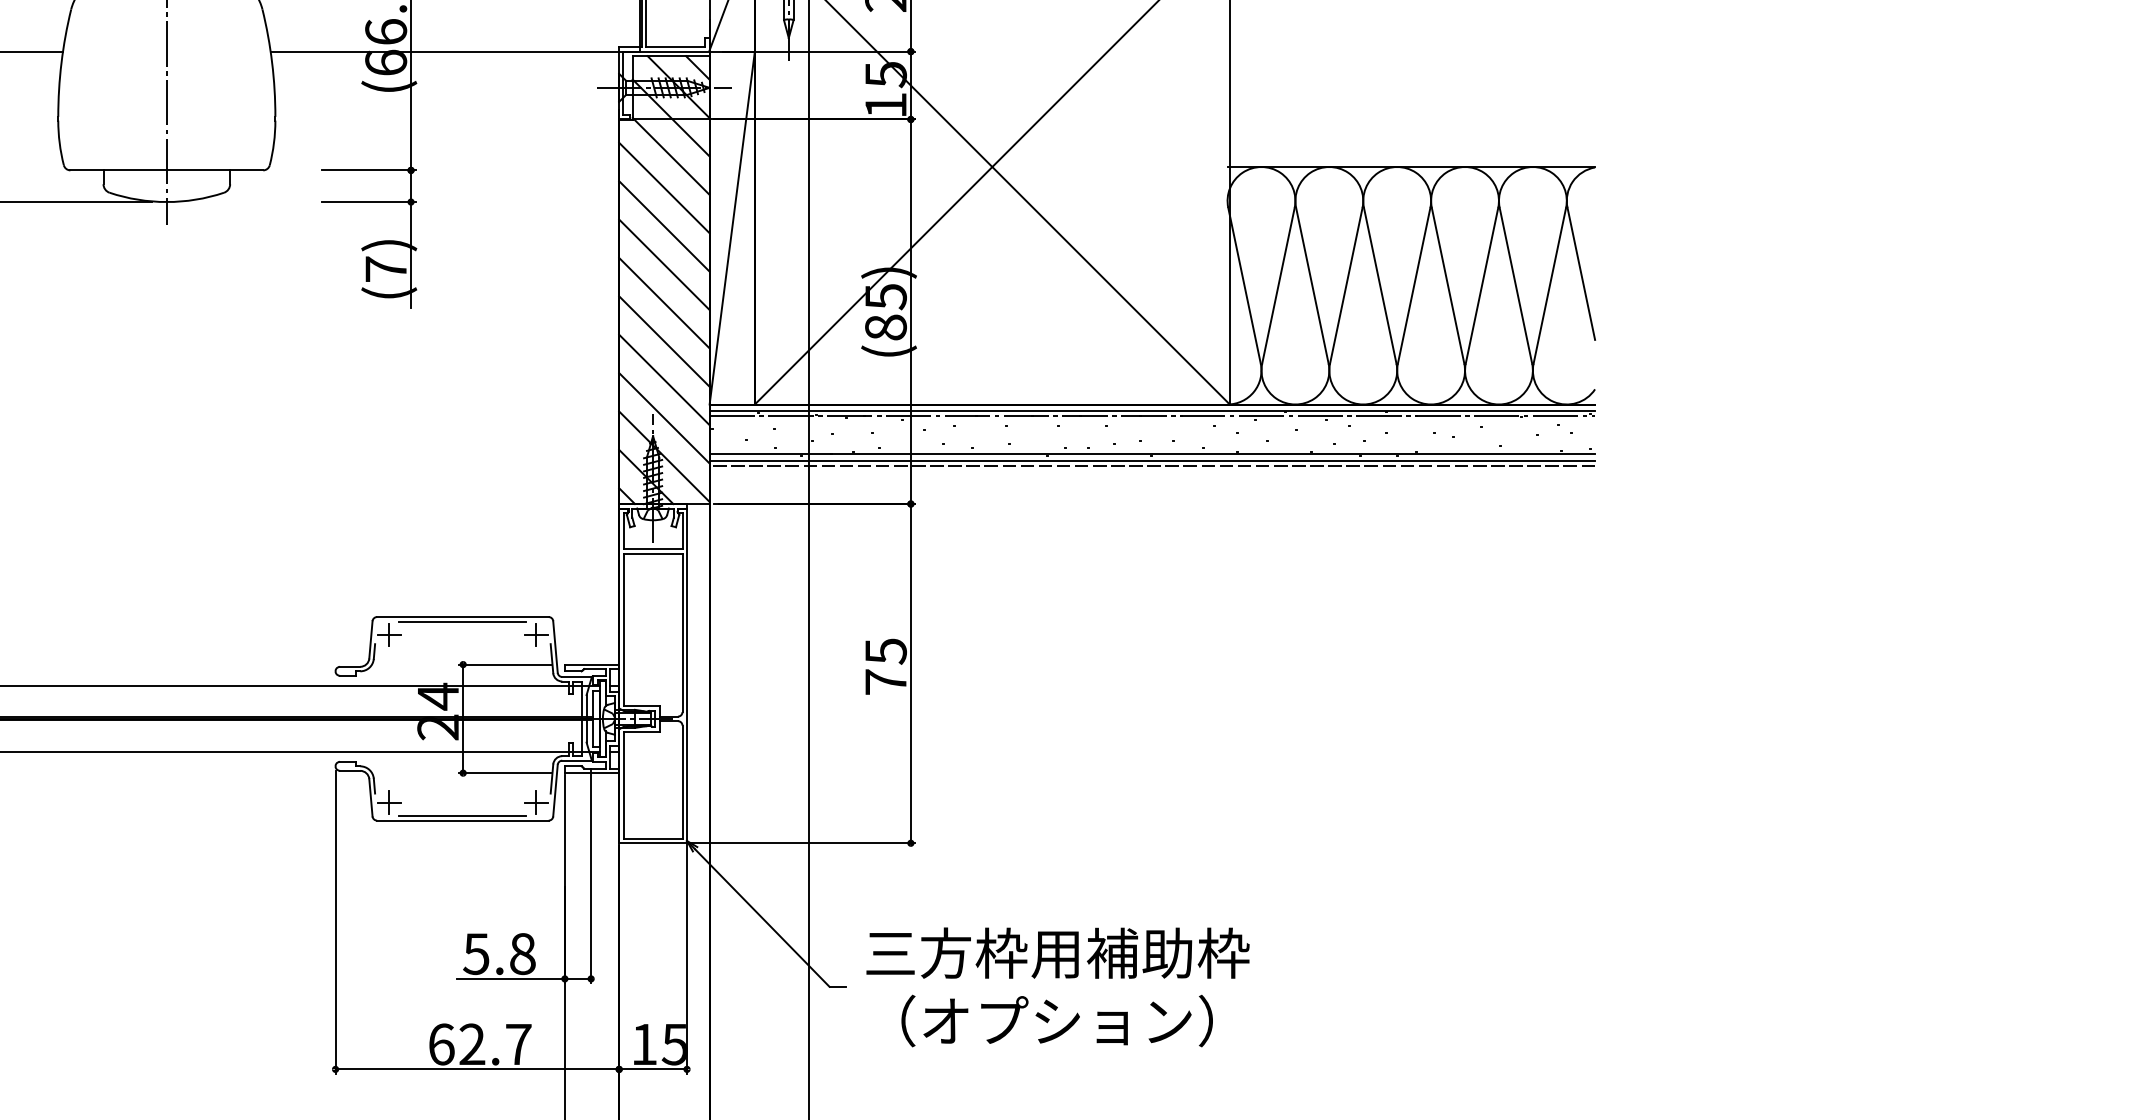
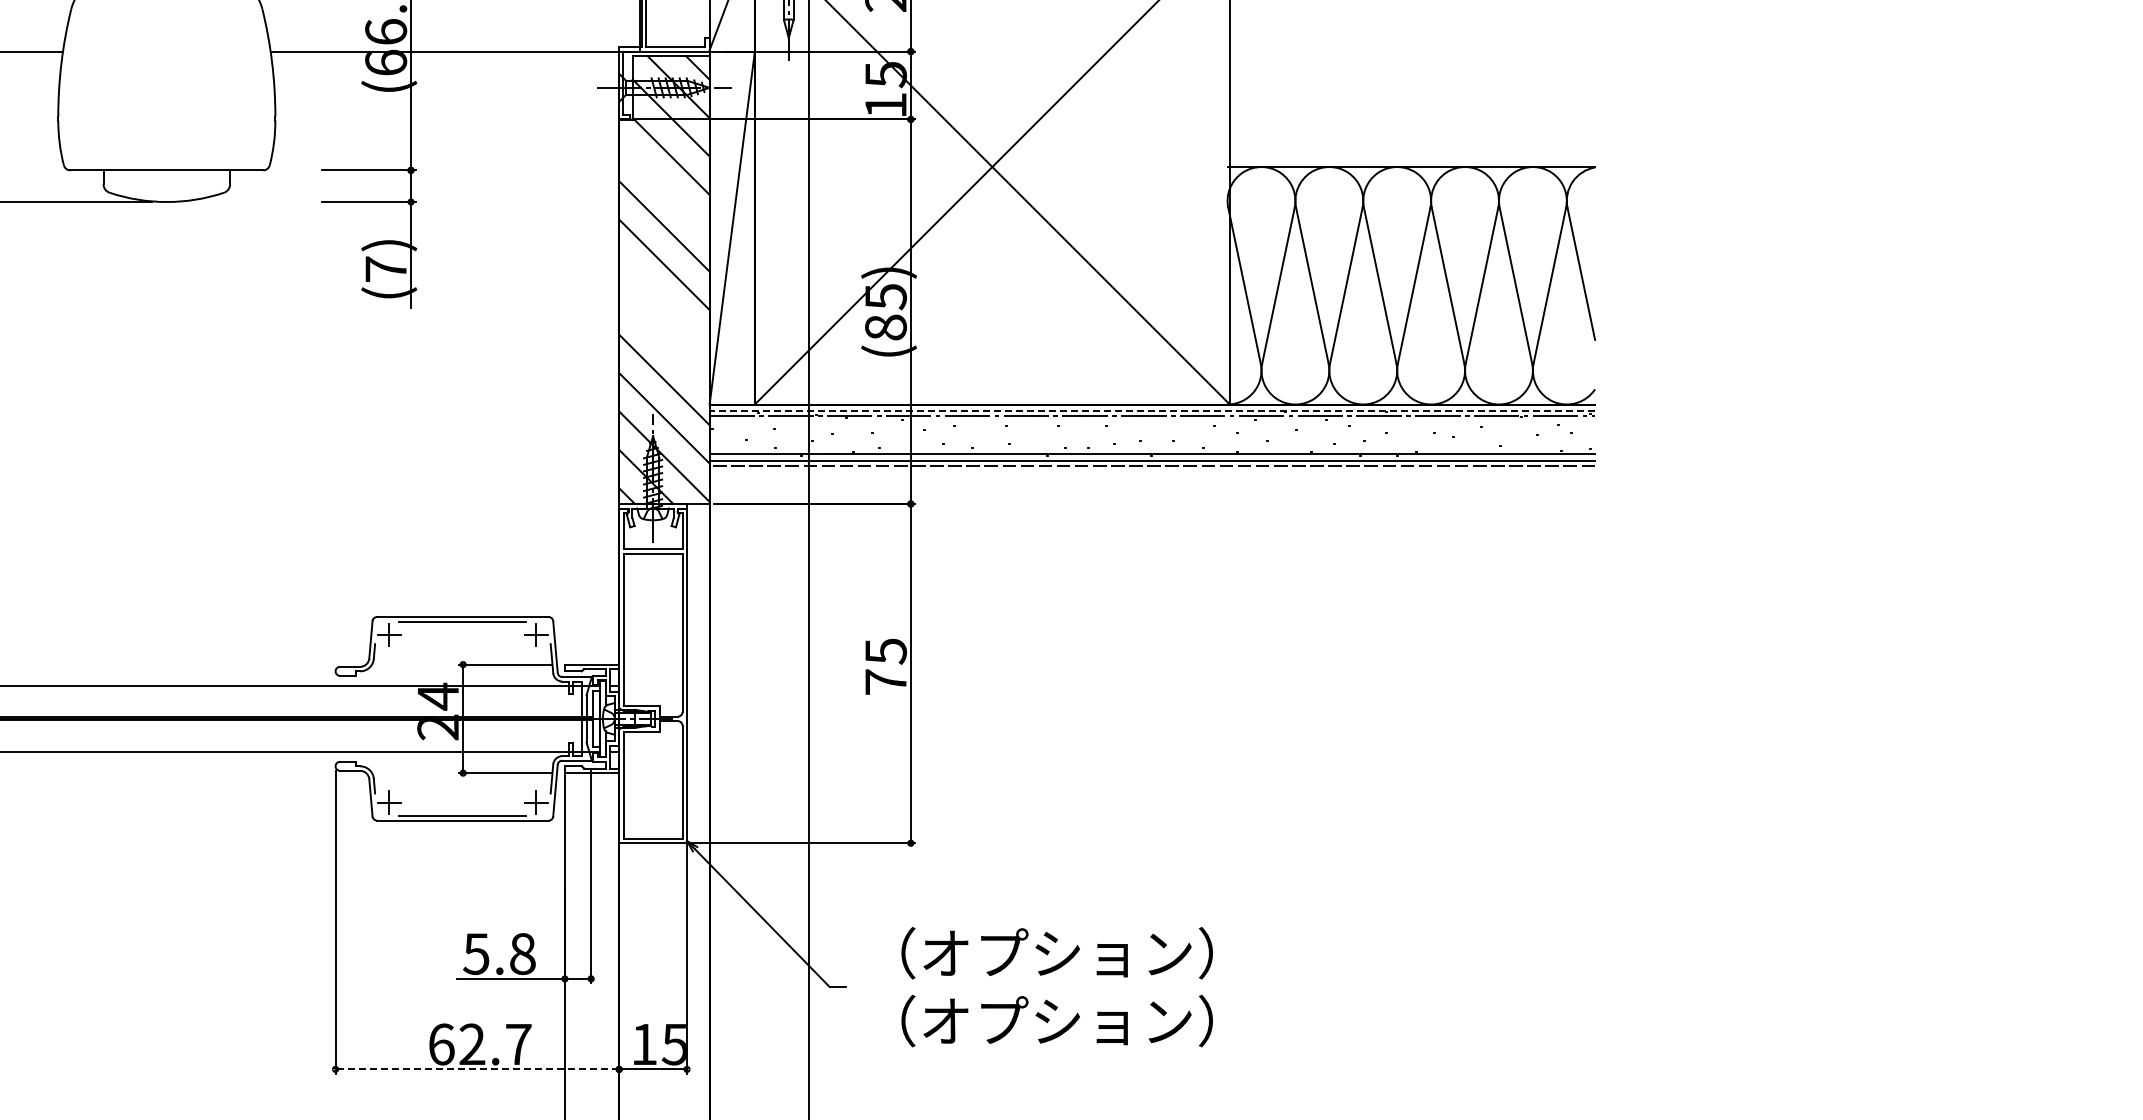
line: present -> none (166, 113)
line: present -> none (664, 187)
line: present -> none (664, 302)
line: present -> none (664, 341)
line: solid -> dashed (1152, 411)
text: 三方枠用補助枠 -> （オプション） (1057, 953)
line: solid -> dashed (477, 1069)
